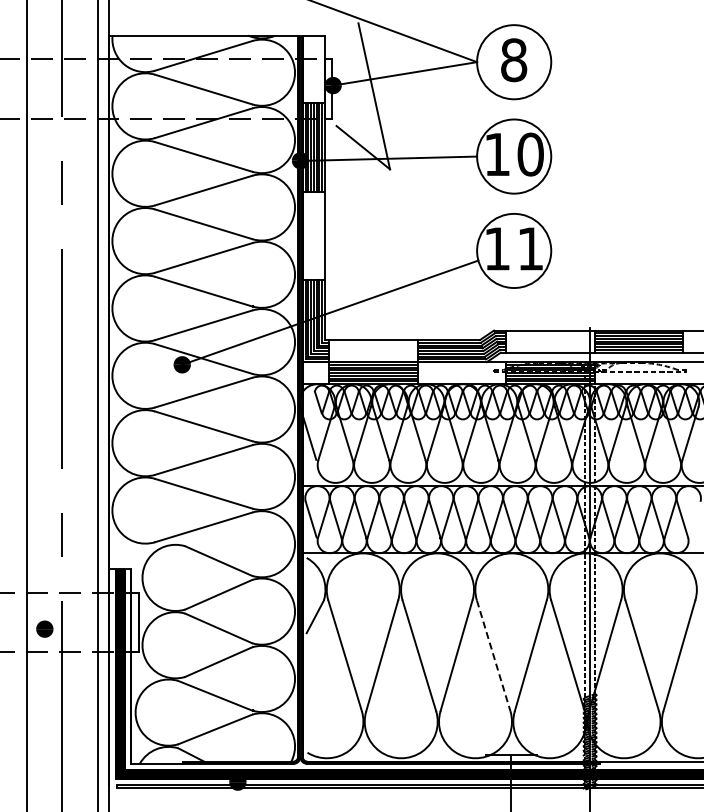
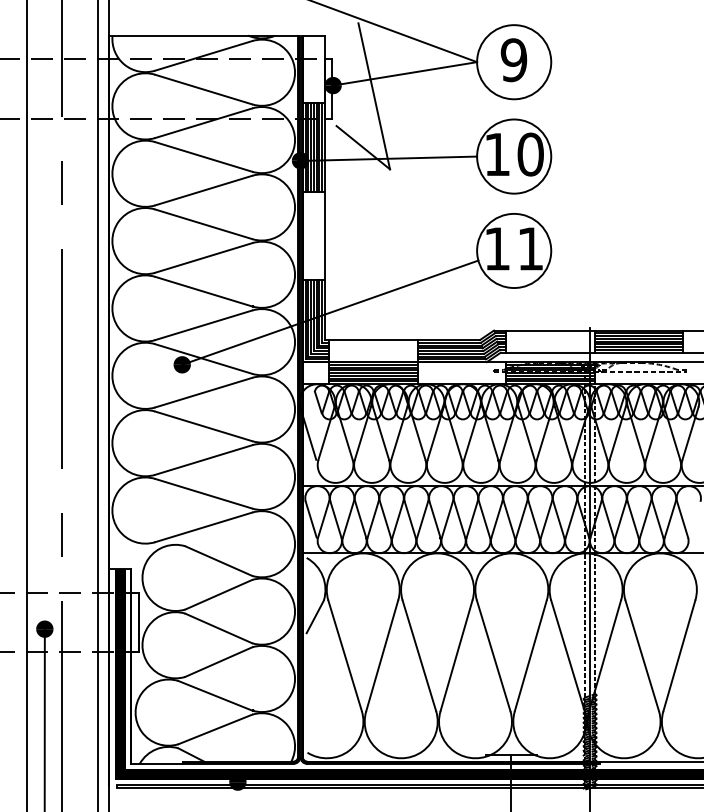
text: 8 -> 9 (513, 60)
line: dashed -> solid (493, 655)
line: none -> present (44, 718)
